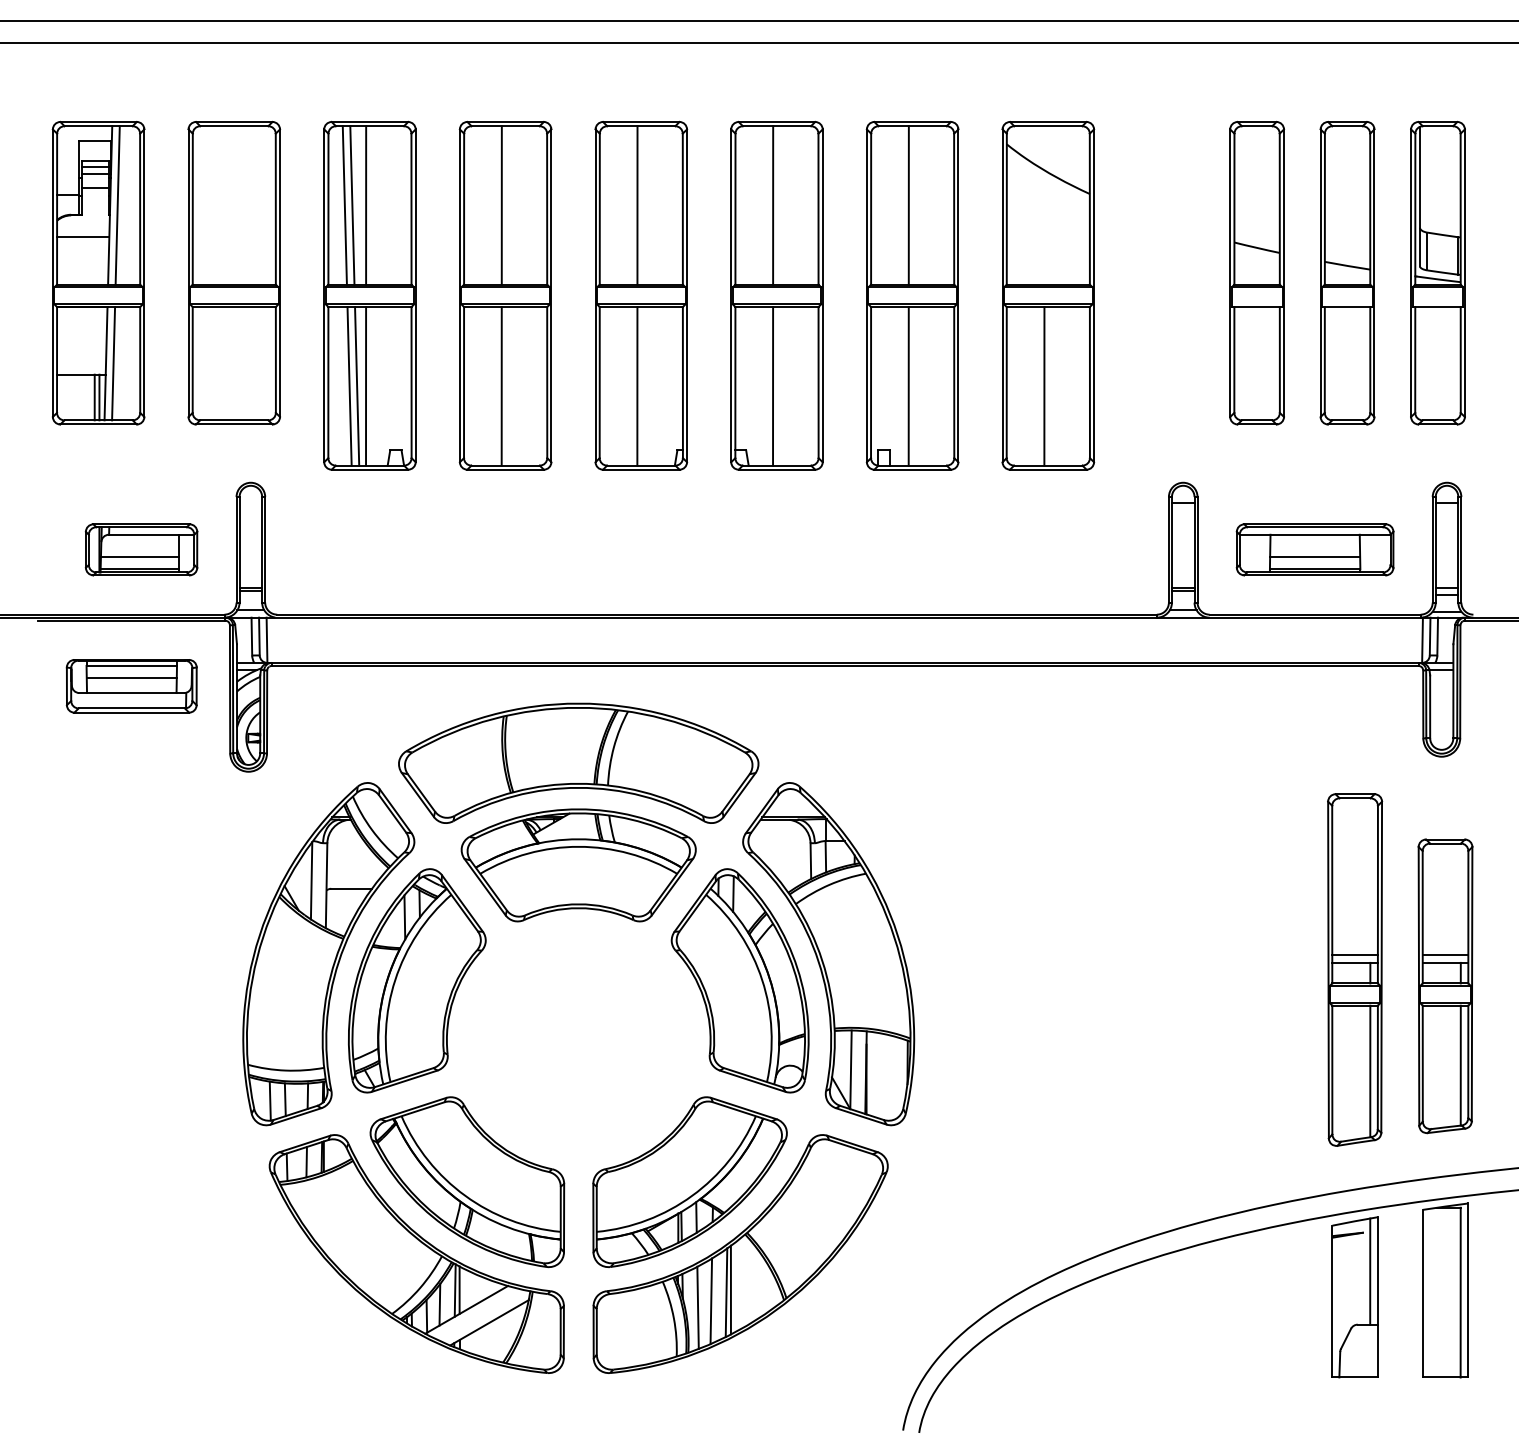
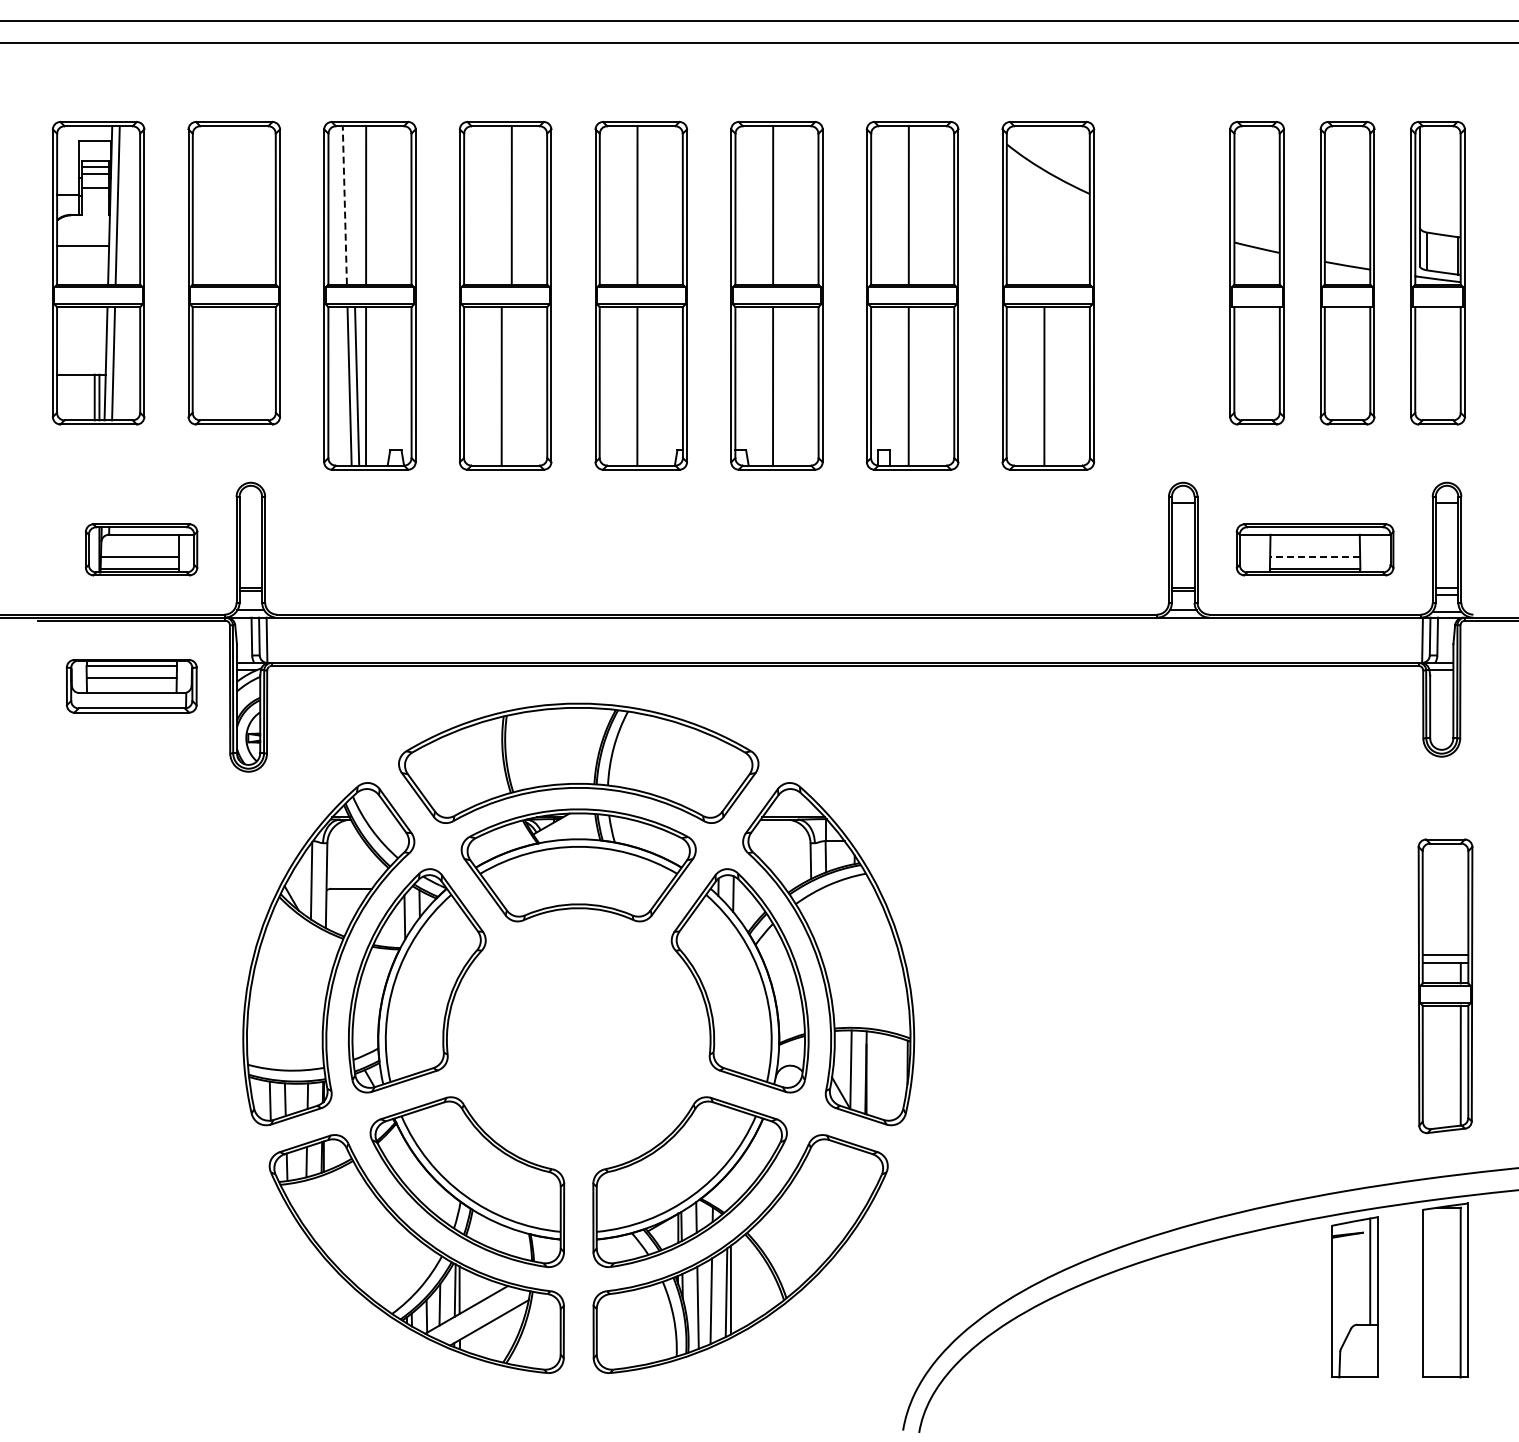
line: solid -> dashed (344, 204)
line: present -> none (352, 205)
line position: (501, 205) -> (511, 205) (511, 205)
line position: (83, 236) -> (83, 245) (83, 245)
line: solid -> dashed (1314, 557)
part: present -> none (1355, 969)
